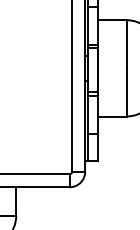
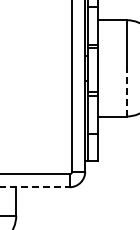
line: solid -> dashed (126, 91)
line: solid -> dashed (35, 187)
